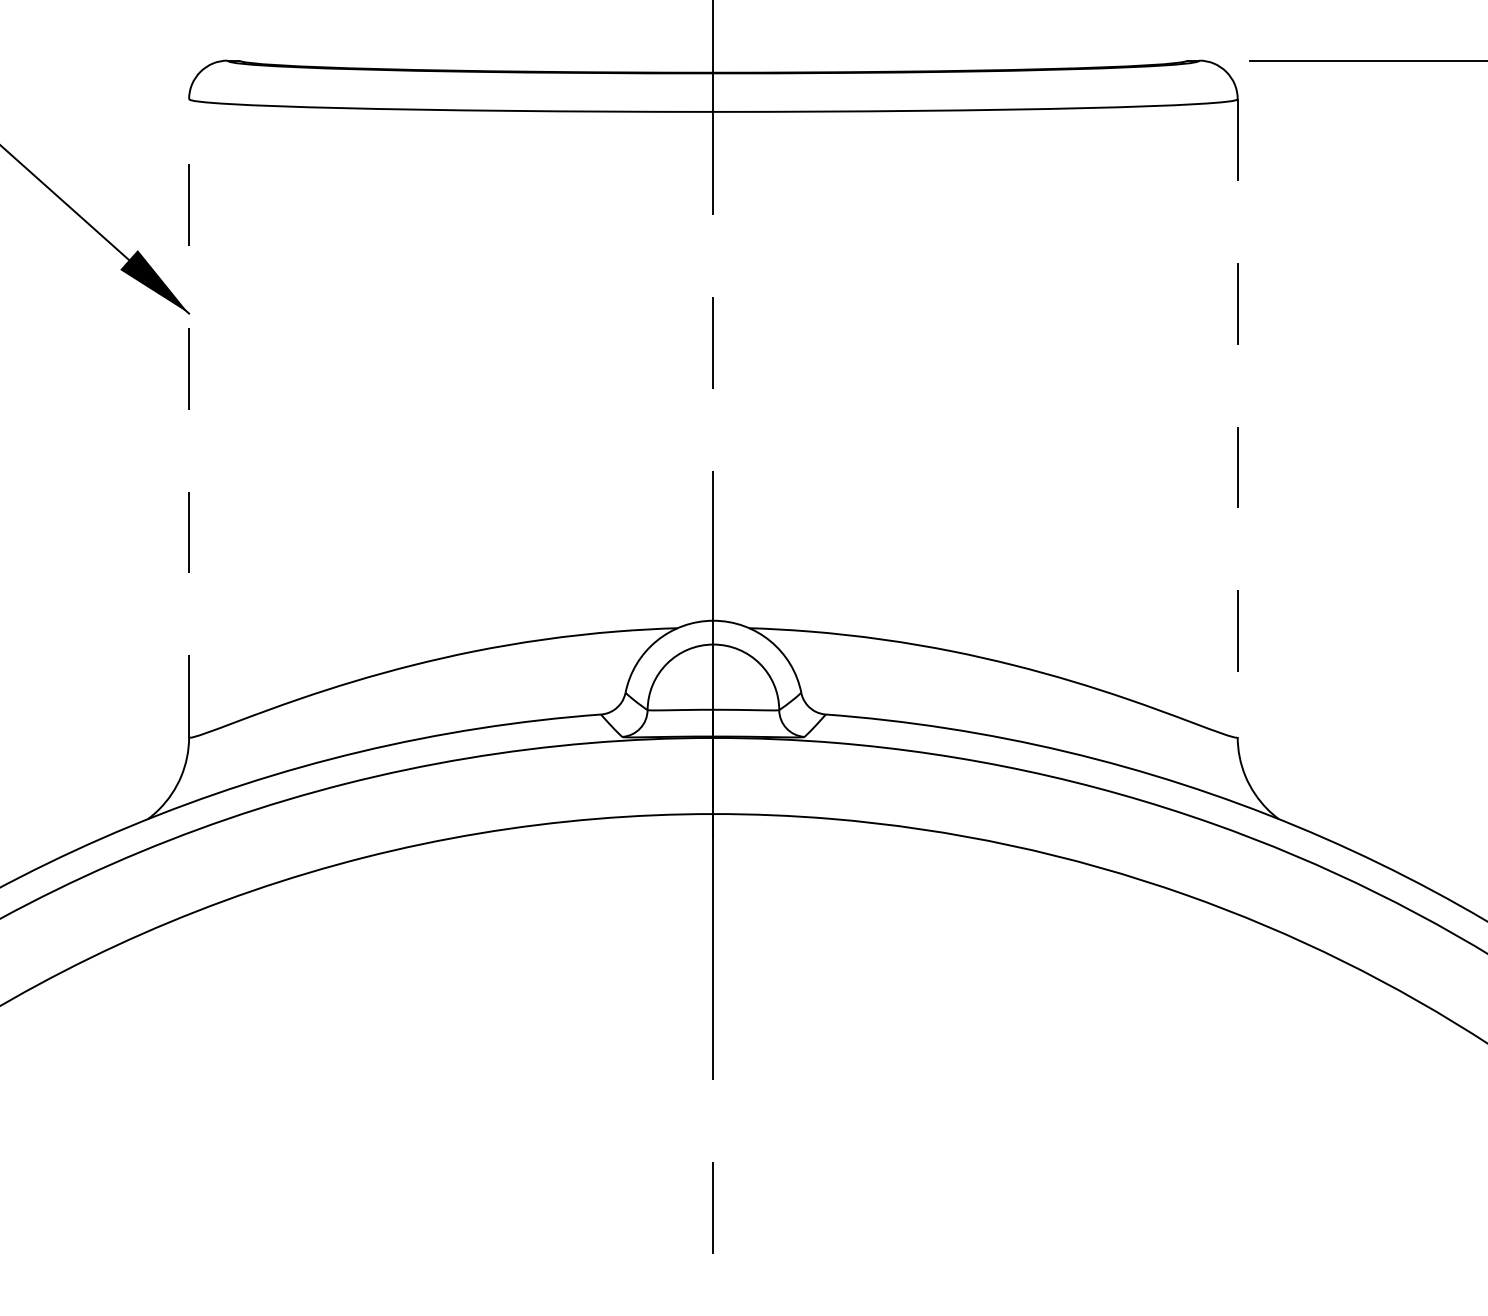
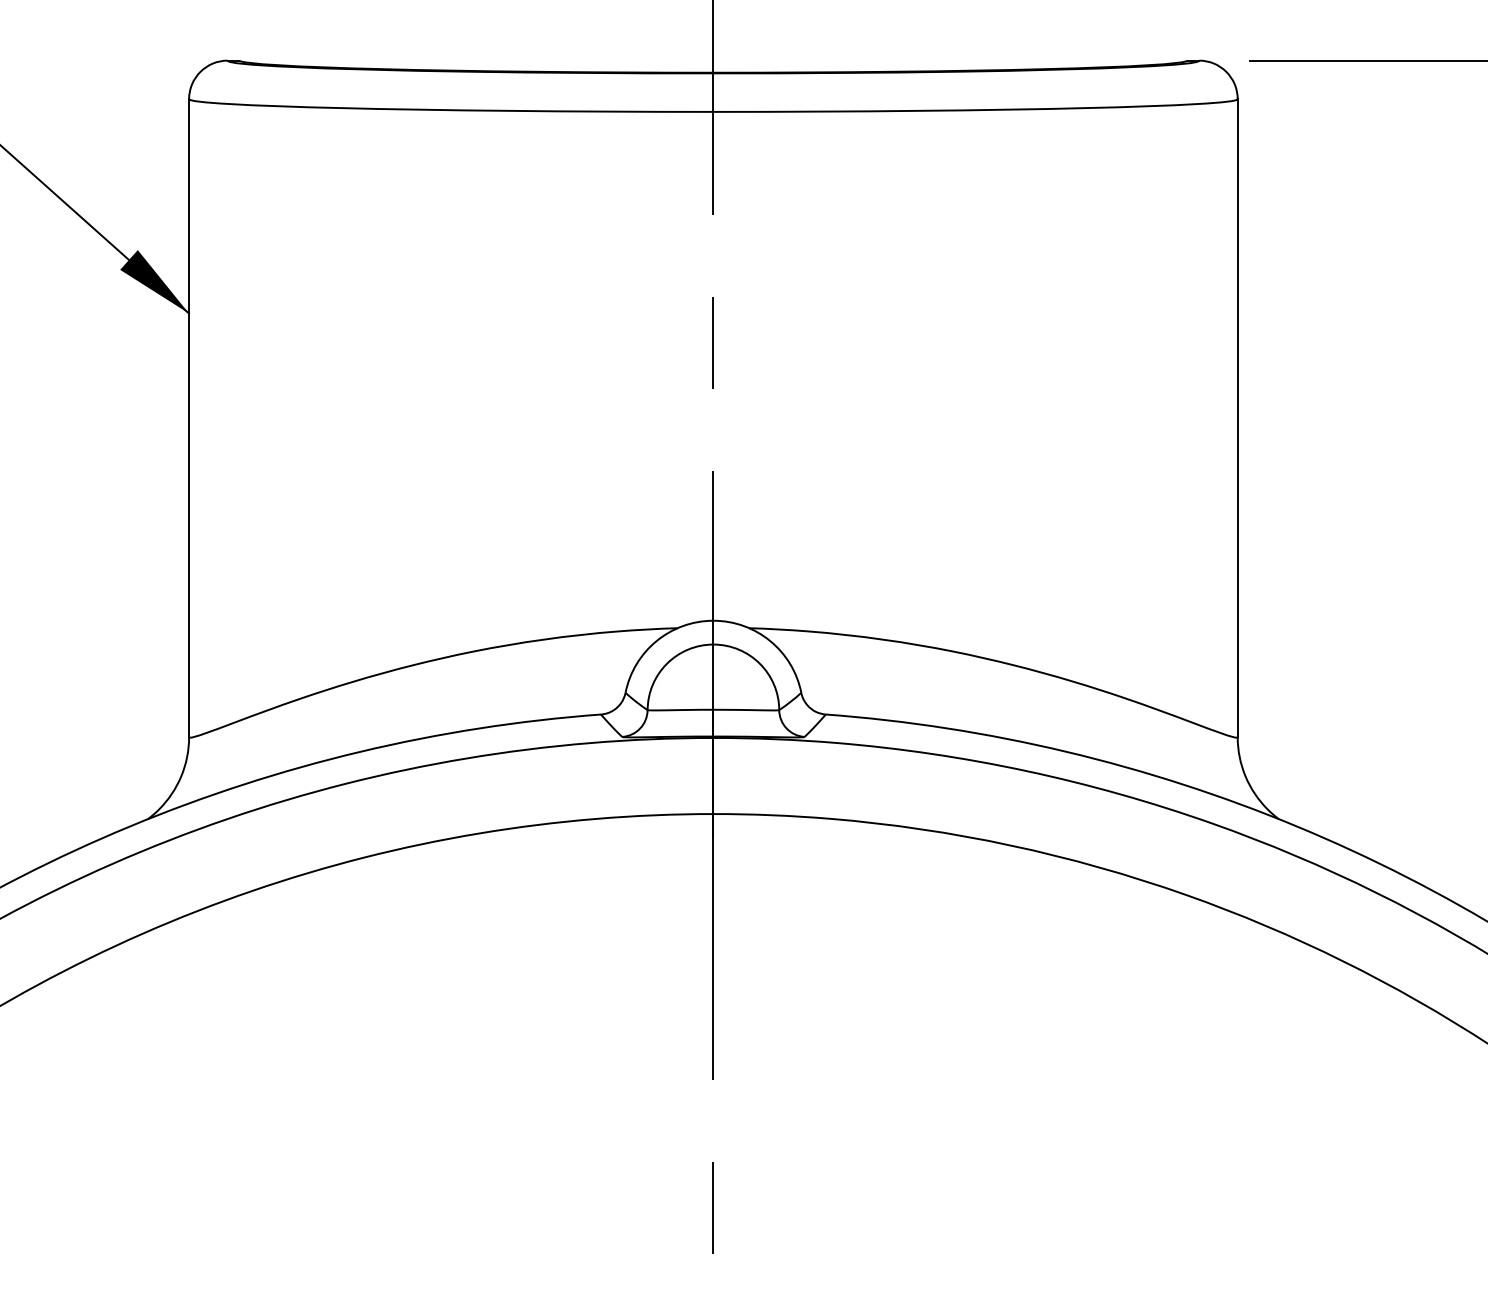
line: dashed -> solid (189, 418)
line: dashed -> solid (1237, 418)
